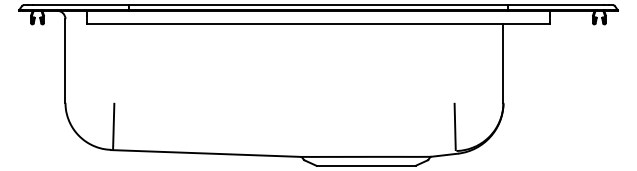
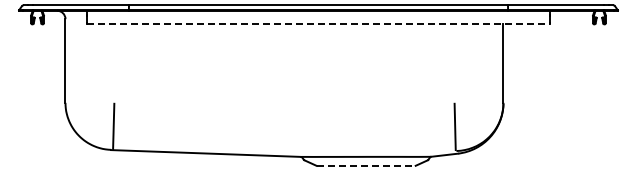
line: solid -> dashed (318, 24)
line: solid -> dashed (366, 165)
